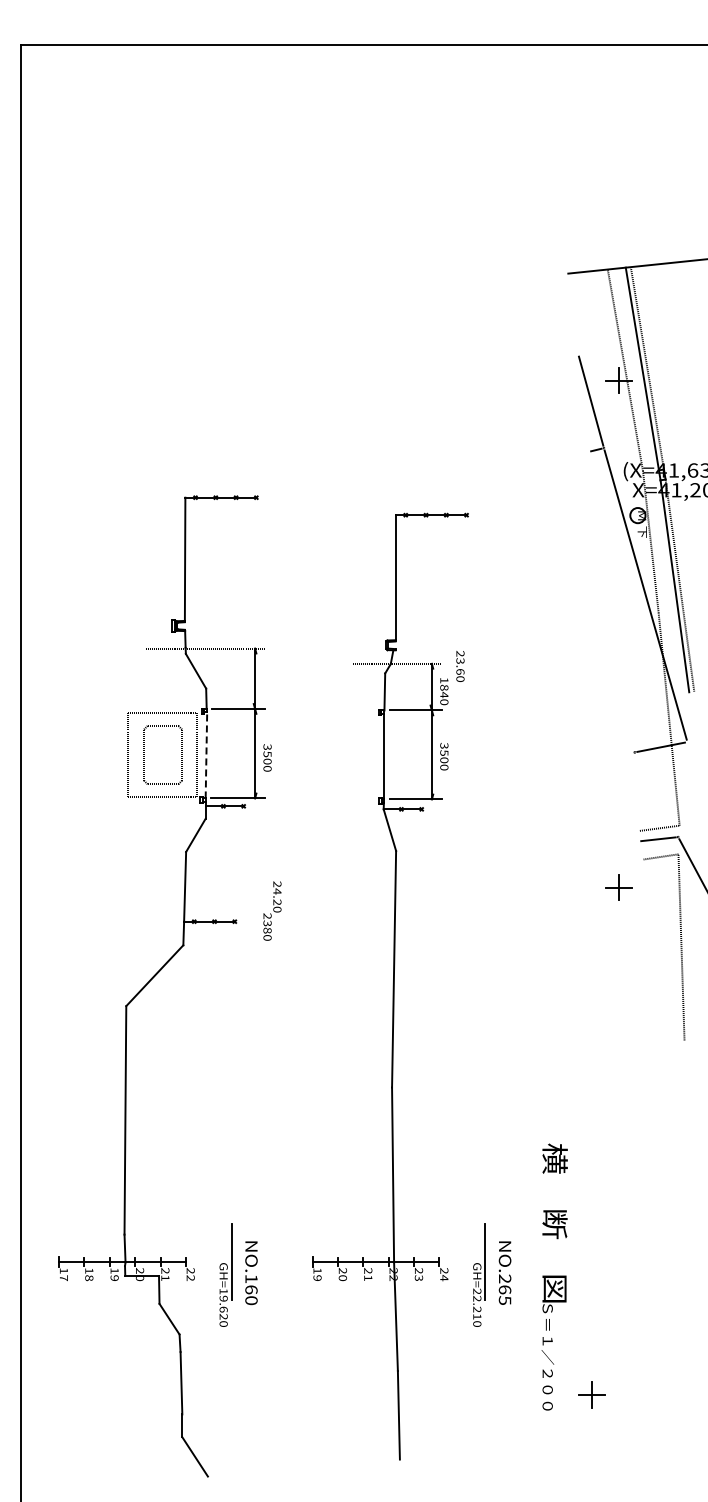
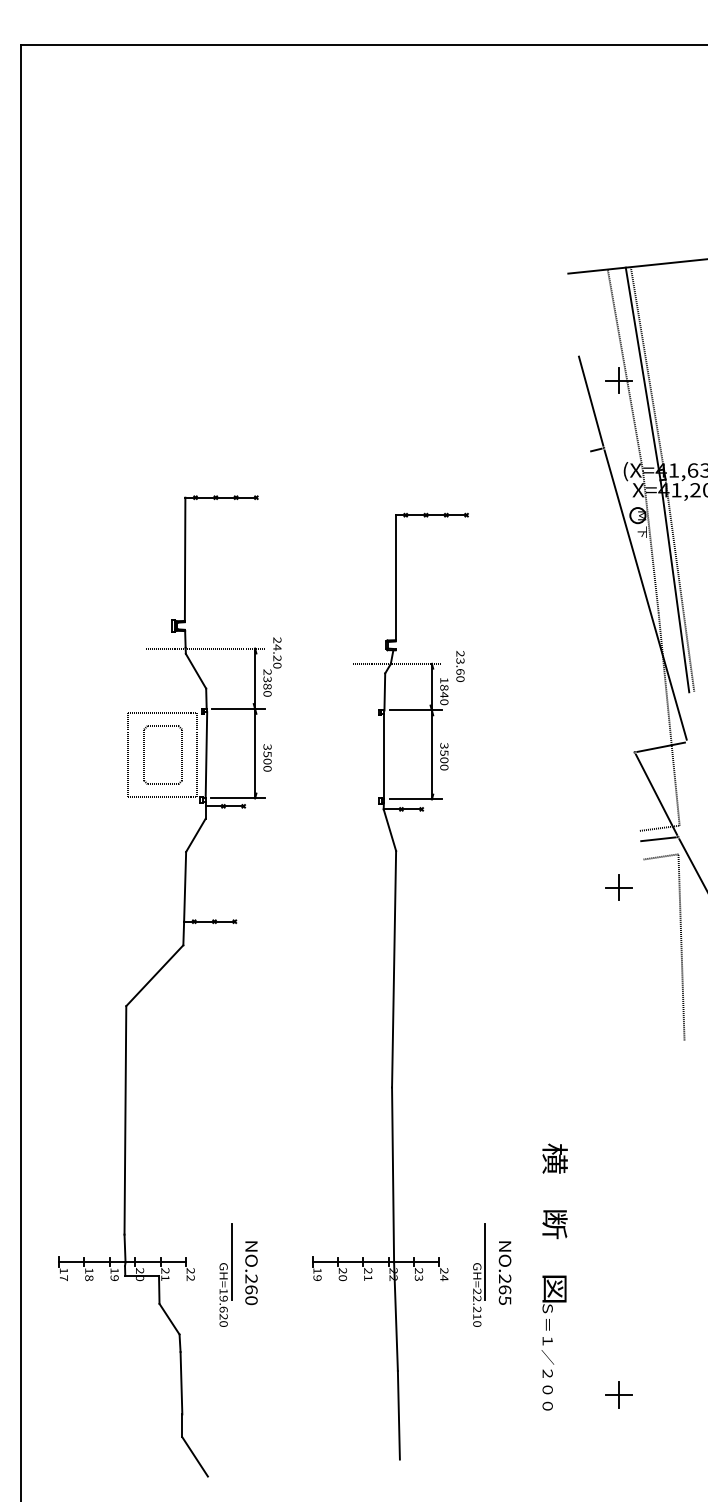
line: dashed -> solid (206, 754)
line: none -> present (656, 794)
text position: (272, 910) -> (272, 666) (272, 666)
text: NO.160 -> NO.260 (251, 1278)
part position: (591, 1394) -> (618, 1394) (618, 1394)
